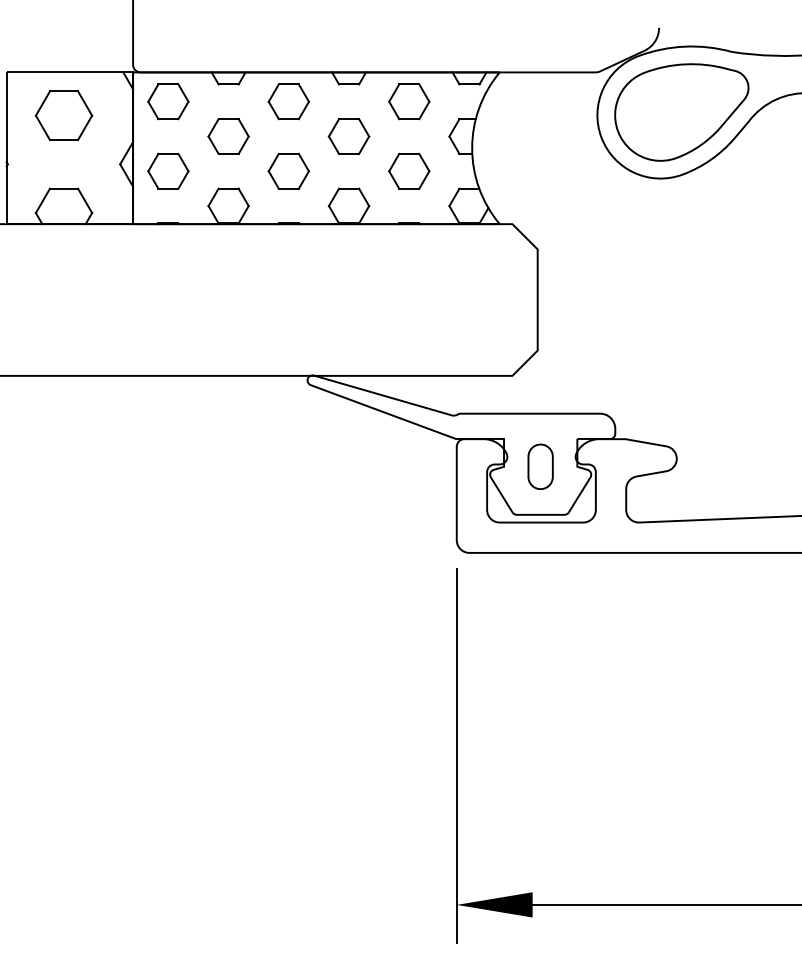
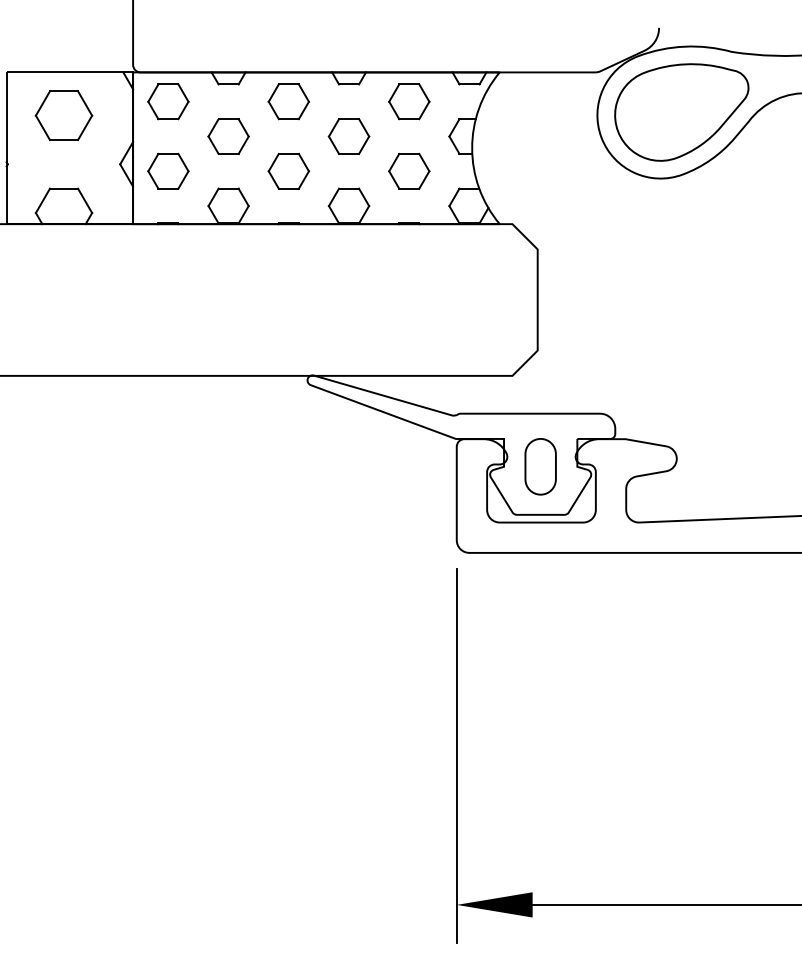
part size: 27x47 px -> 33x58 px (540, 466)
